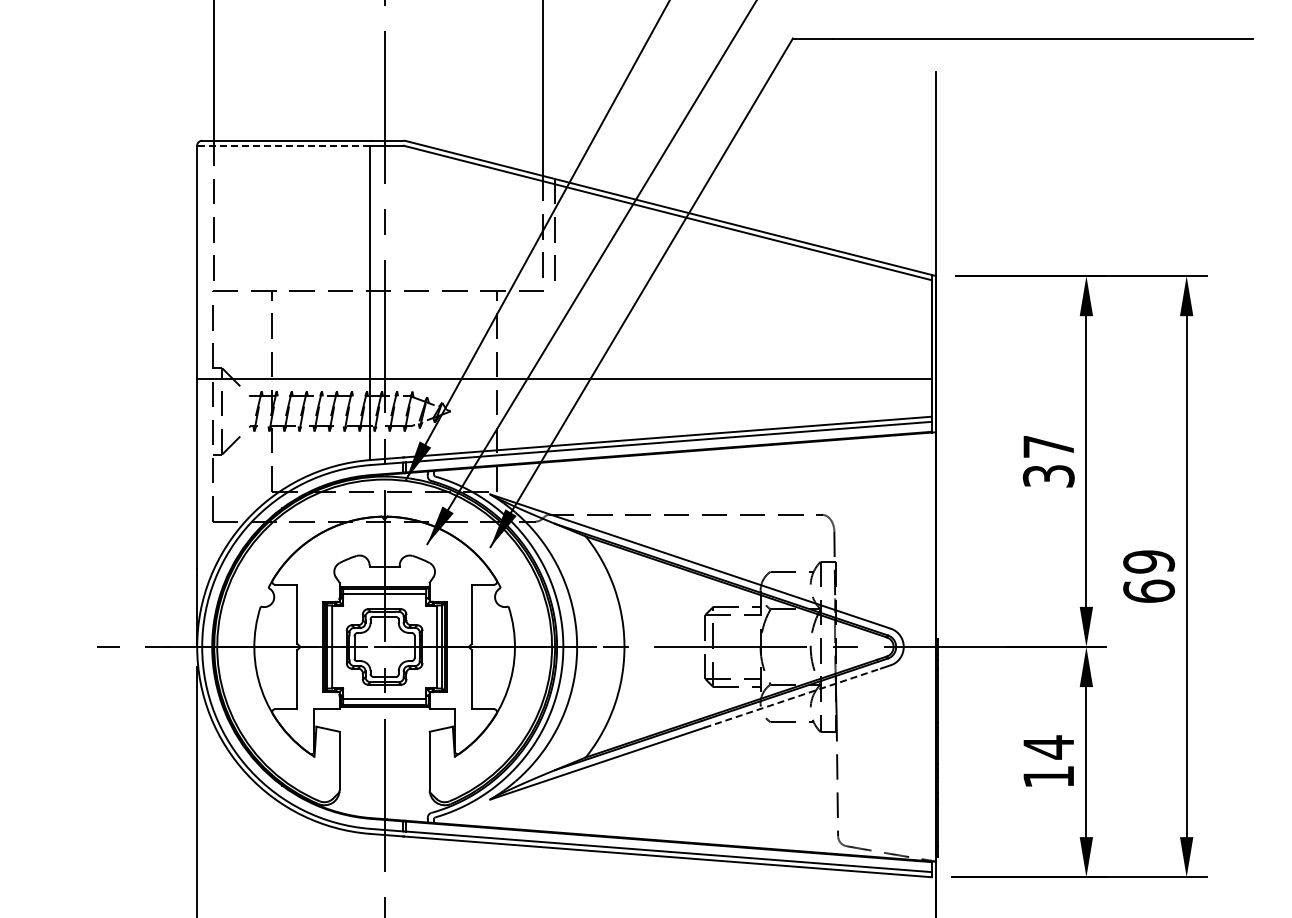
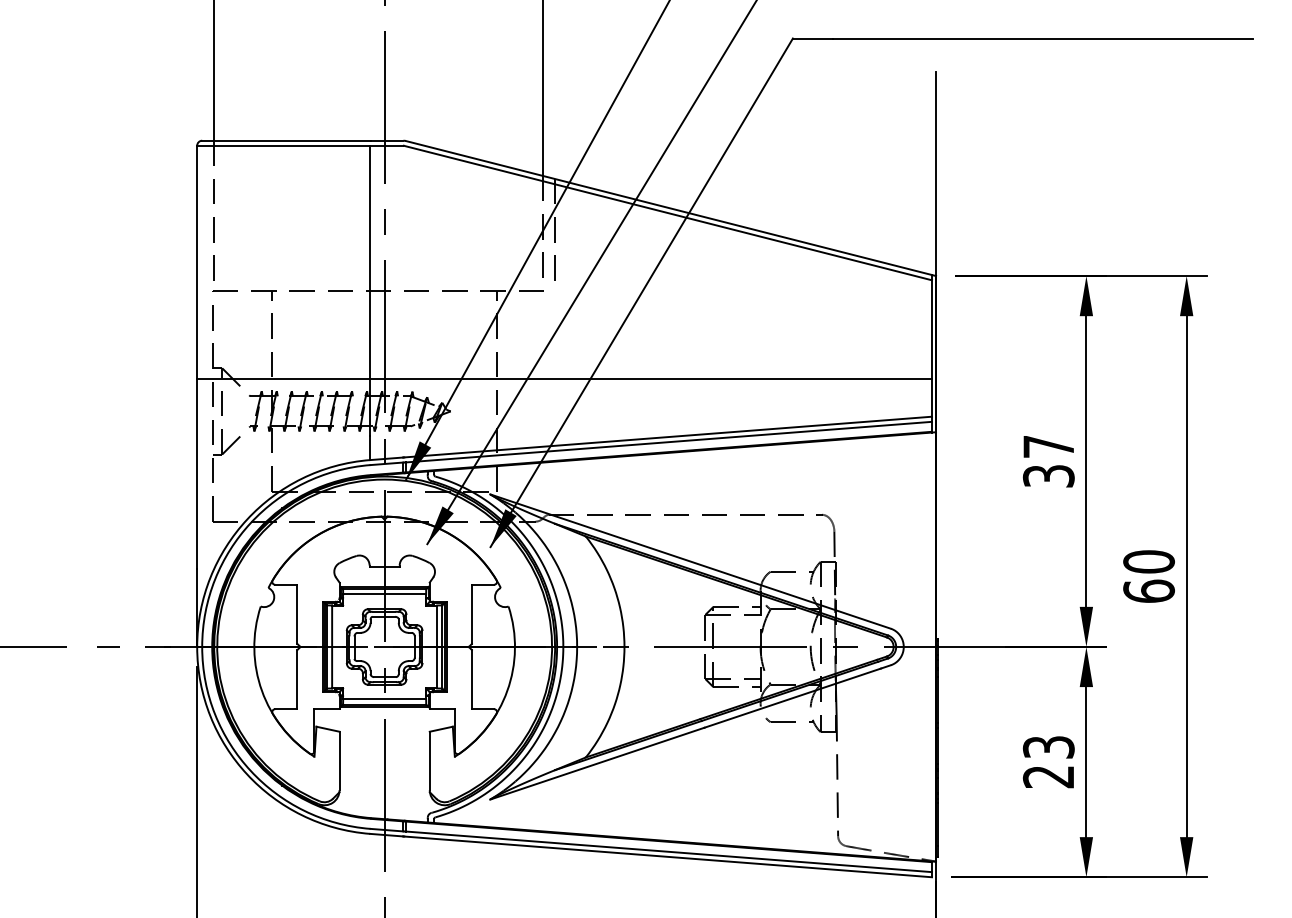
line: dashed -> solid (283, 145)
text: 69 -> 60 (1148, 561)
line: none -> present (34, 646)
line: dashed -> solid (793, 697)
text: 14 -> 23 (1048, 761)
